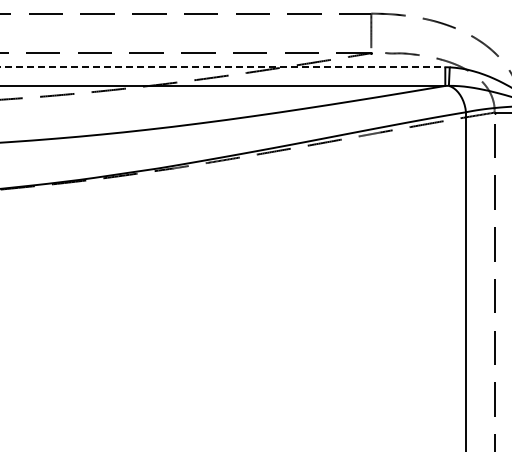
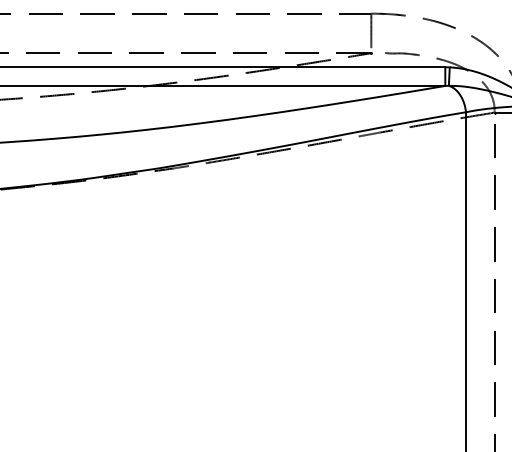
line: dashed -> solid (223, 67)
